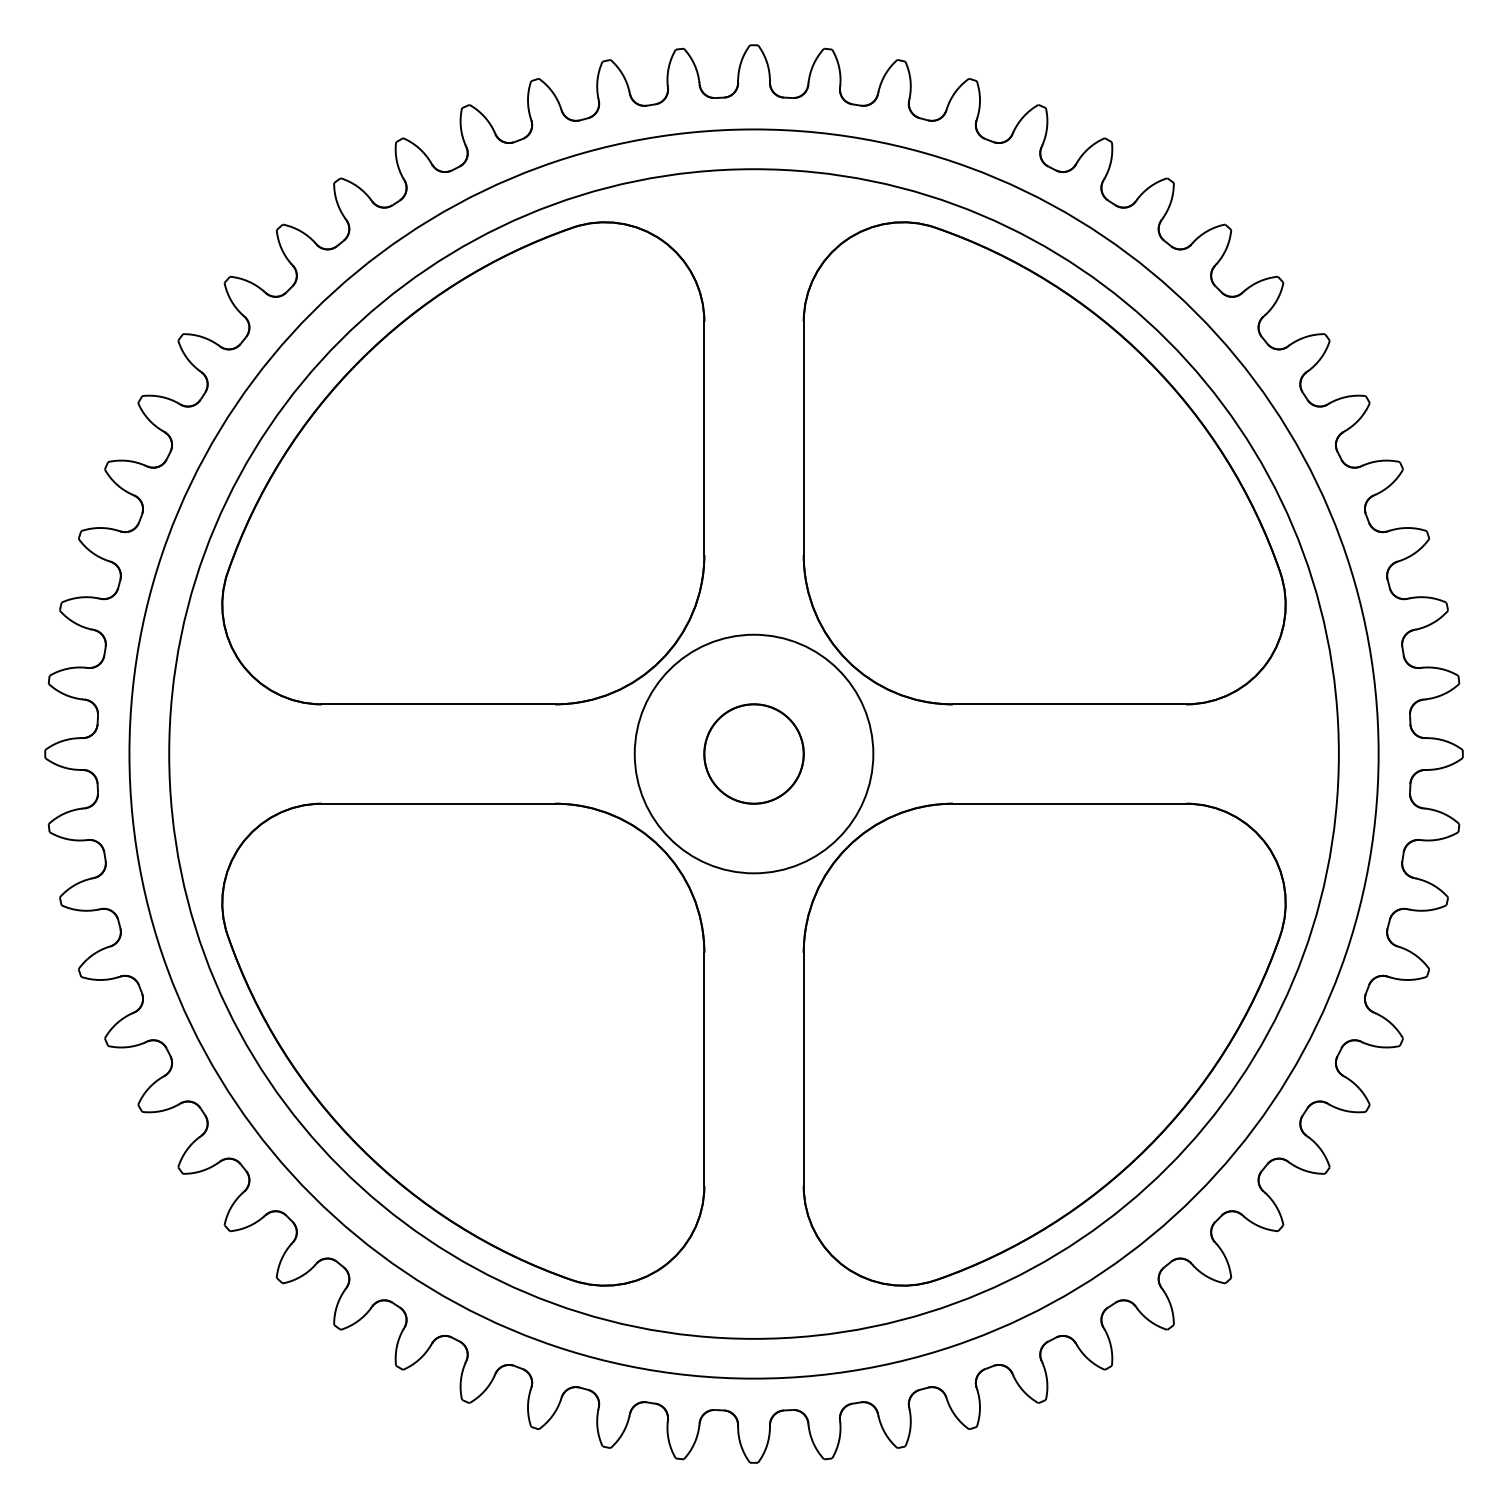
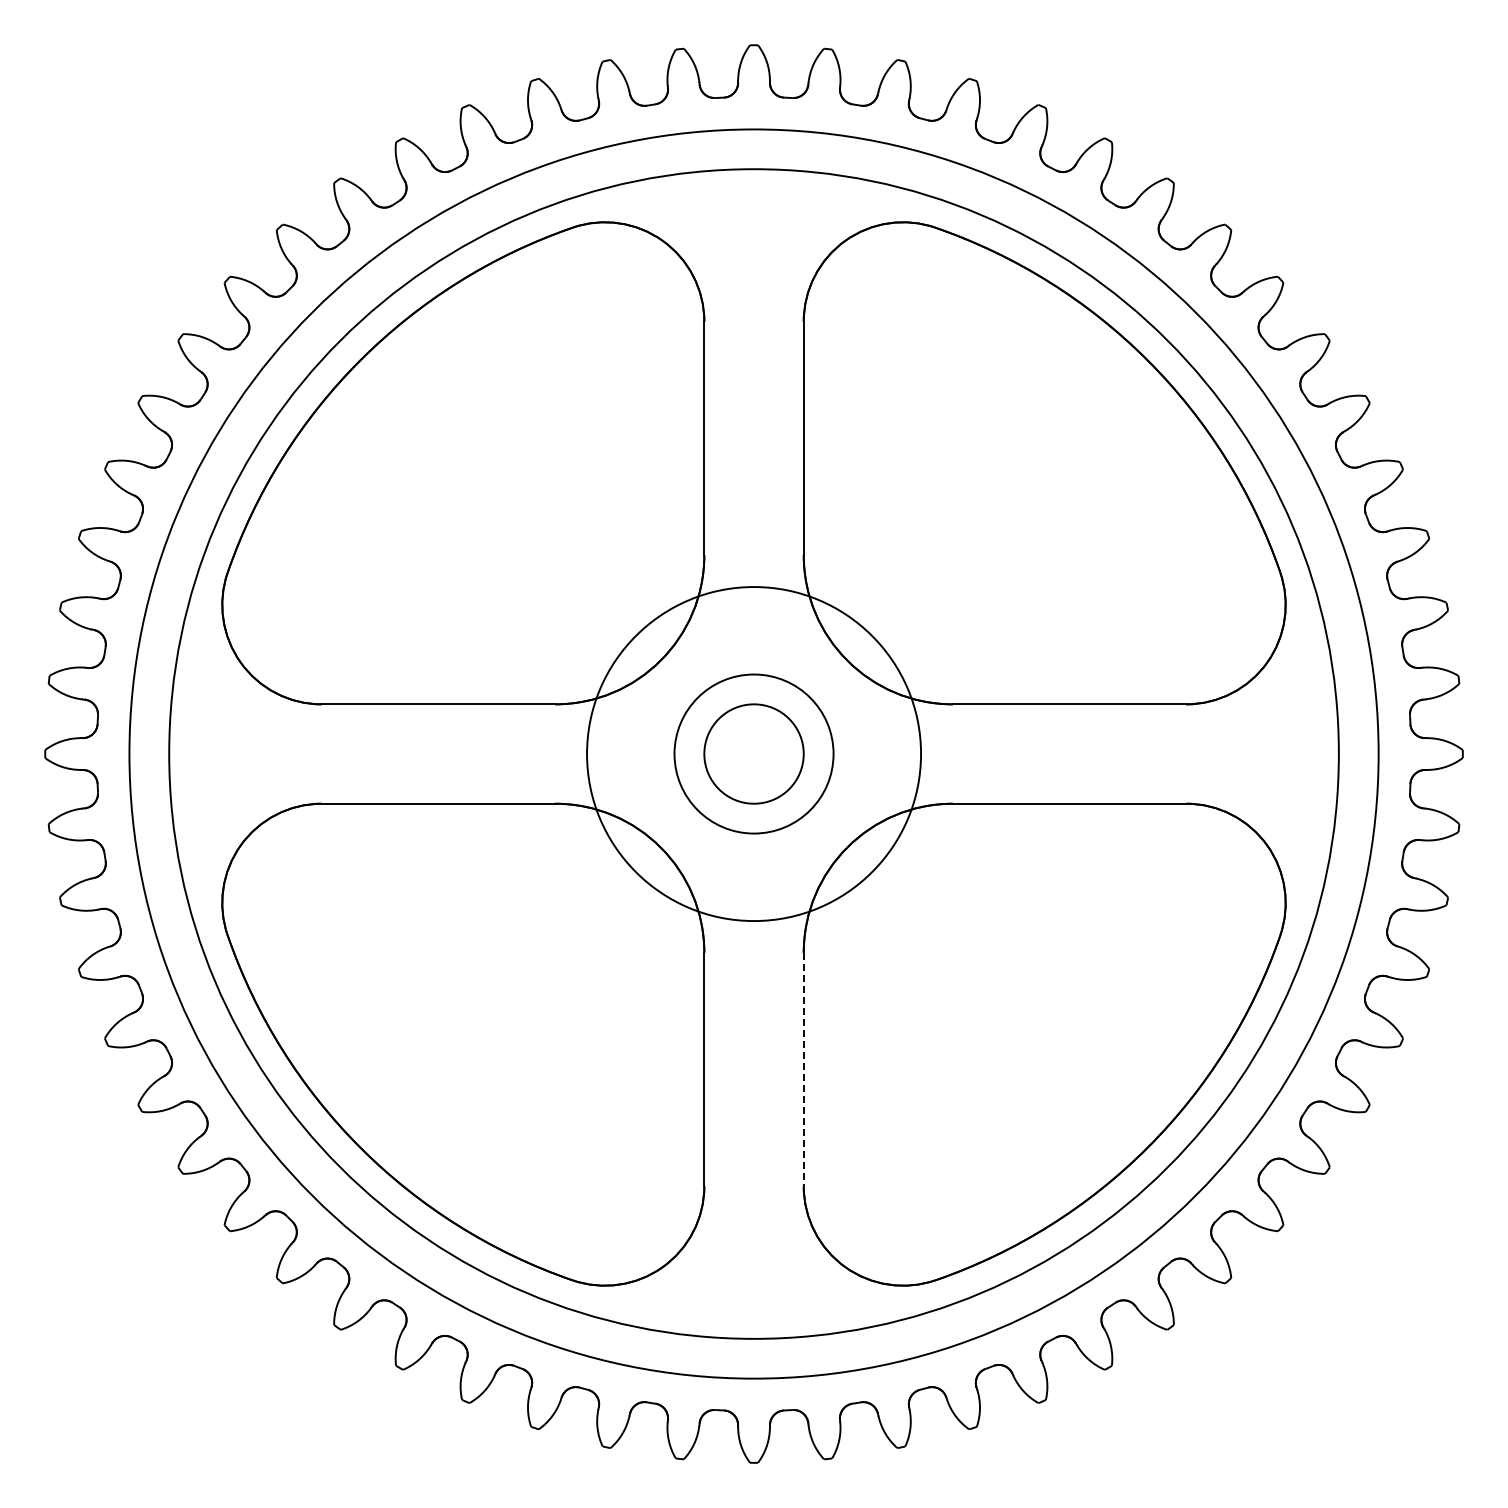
circle diameter: 239 px -> 334 px (754, 754)
circle diameter: 99 px -> 159 px (753, 753)
line: solid -> dashed (803, 1069)
